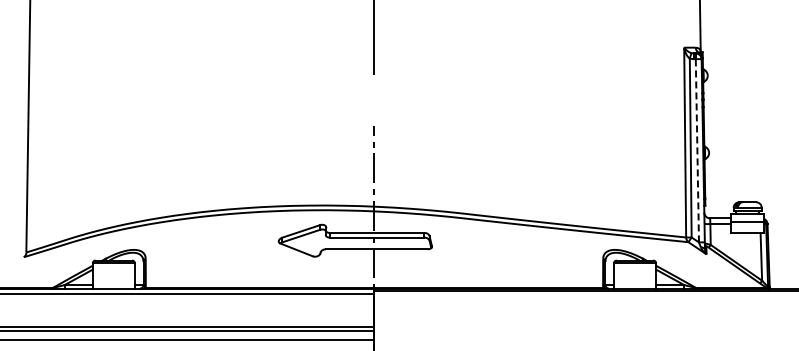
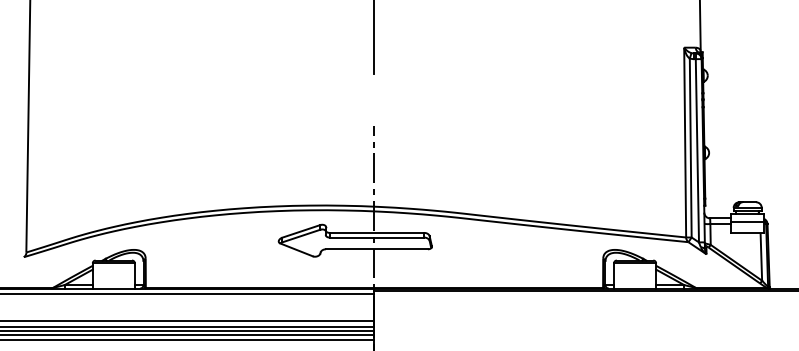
line: dashed -> solid (697, 150)
line: none -> present (188, 321)
line: none -> present (188, 334)
